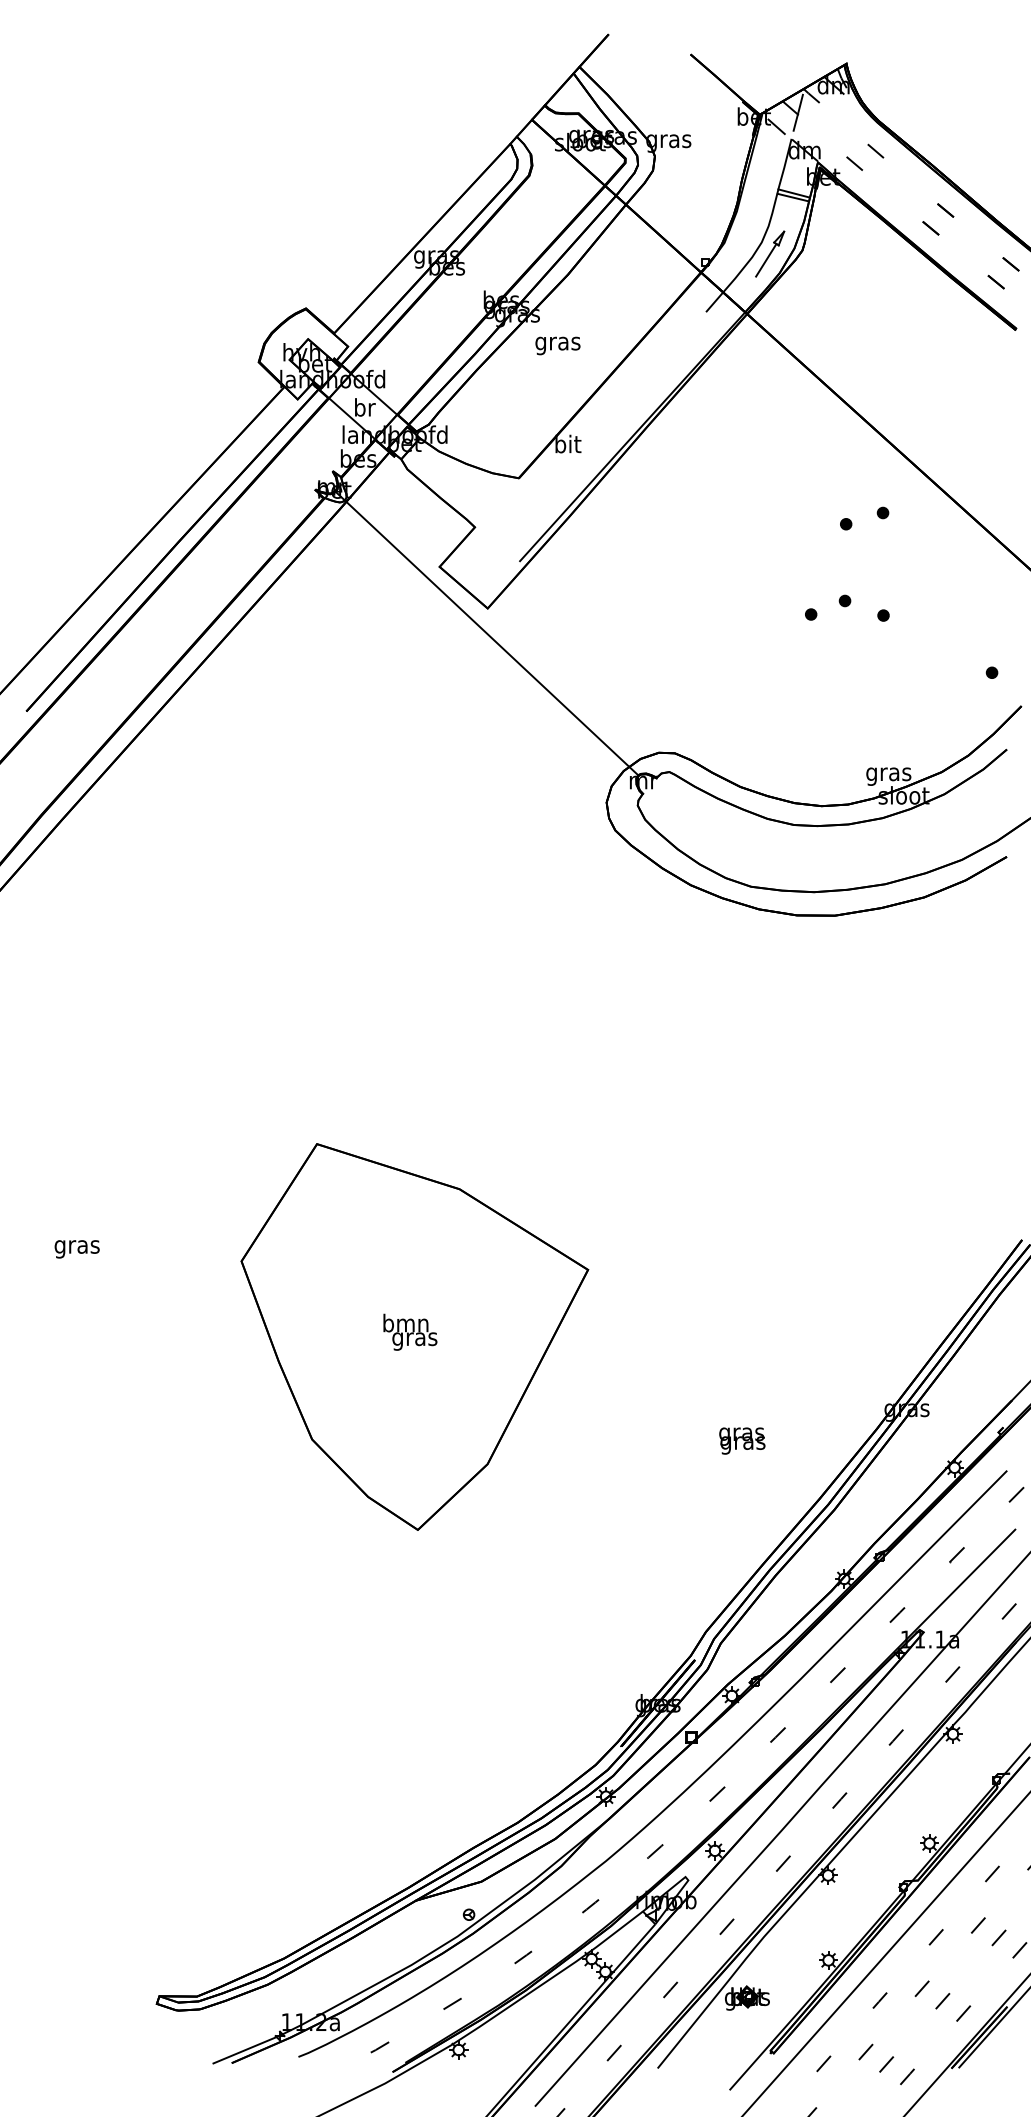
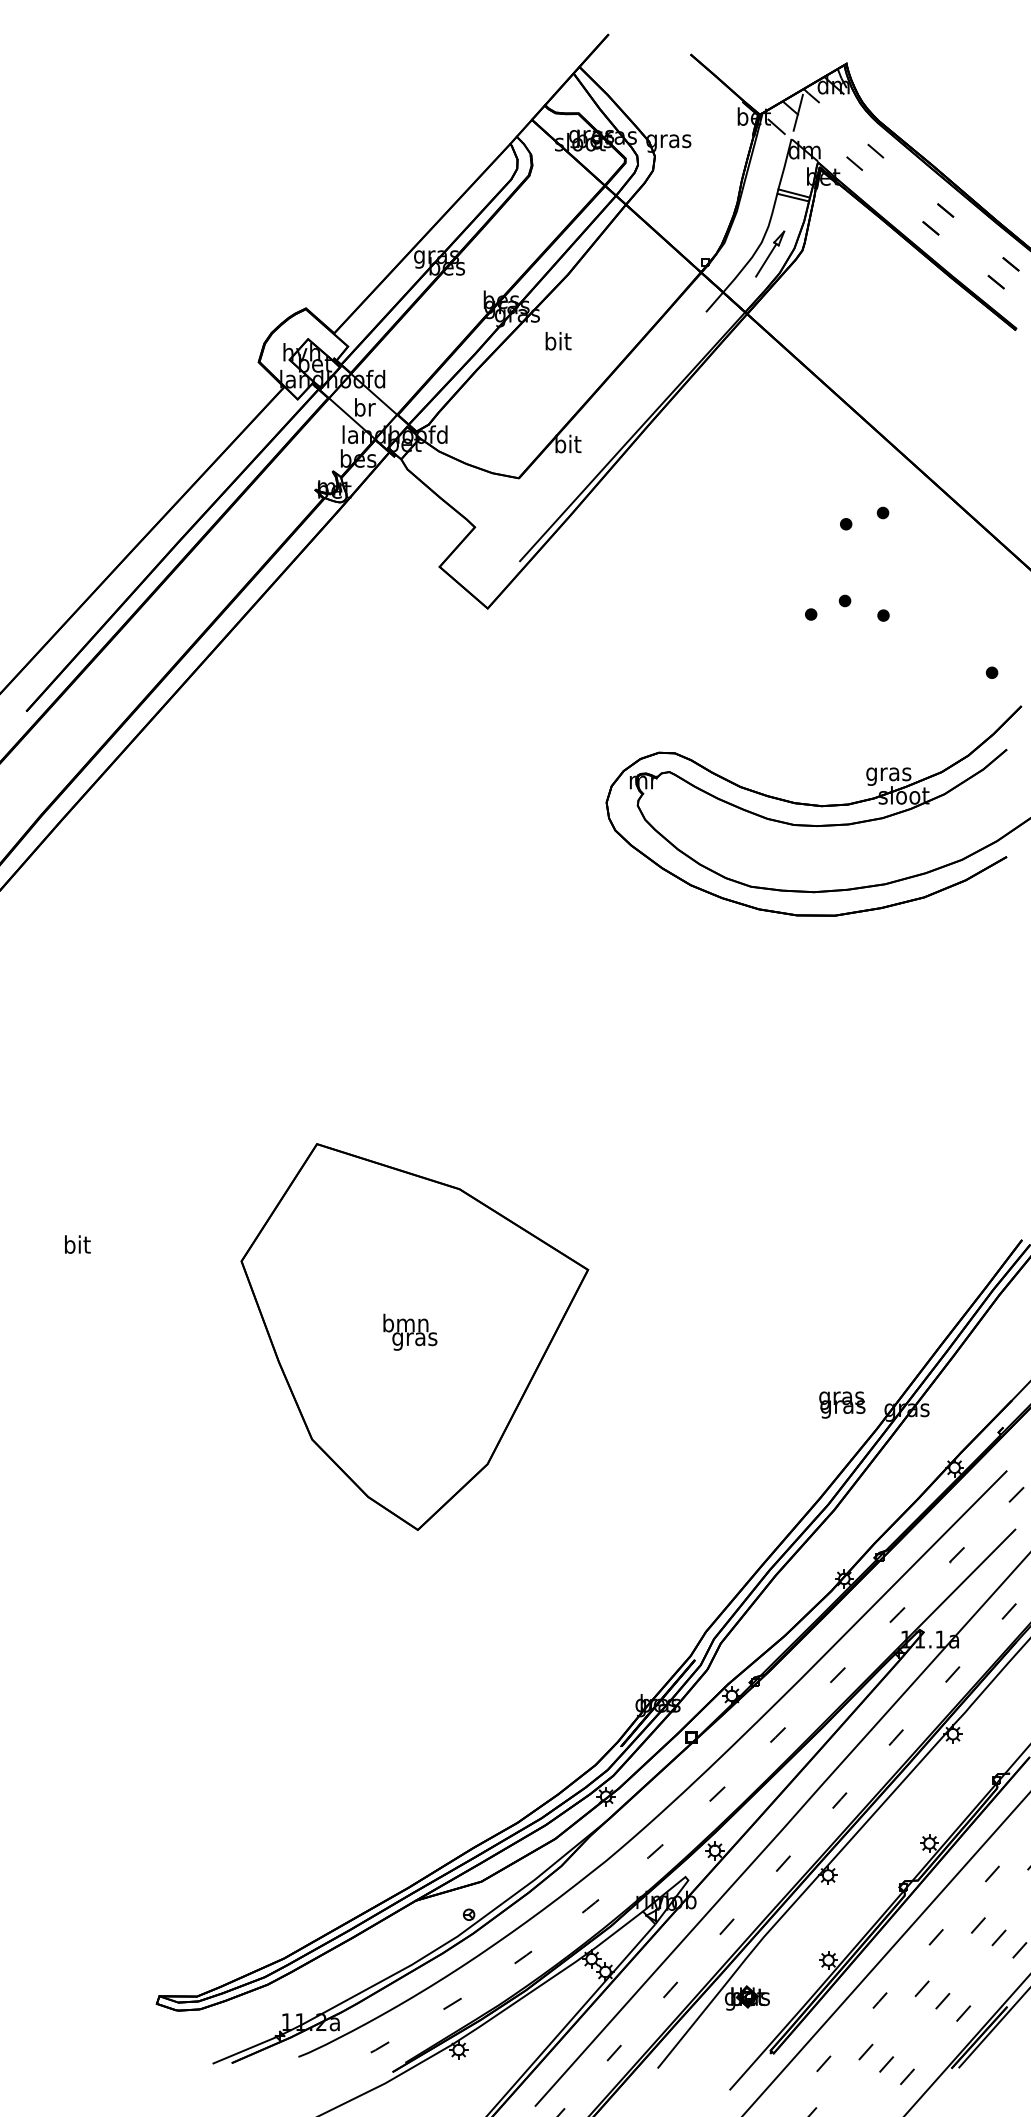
text: gras -> bit (557, 343)
line: present -> none (486, 633)
text: gras -> bit (76, 1246)
text position: (742, 1440) -> (842, 1404) (842, 1404)
